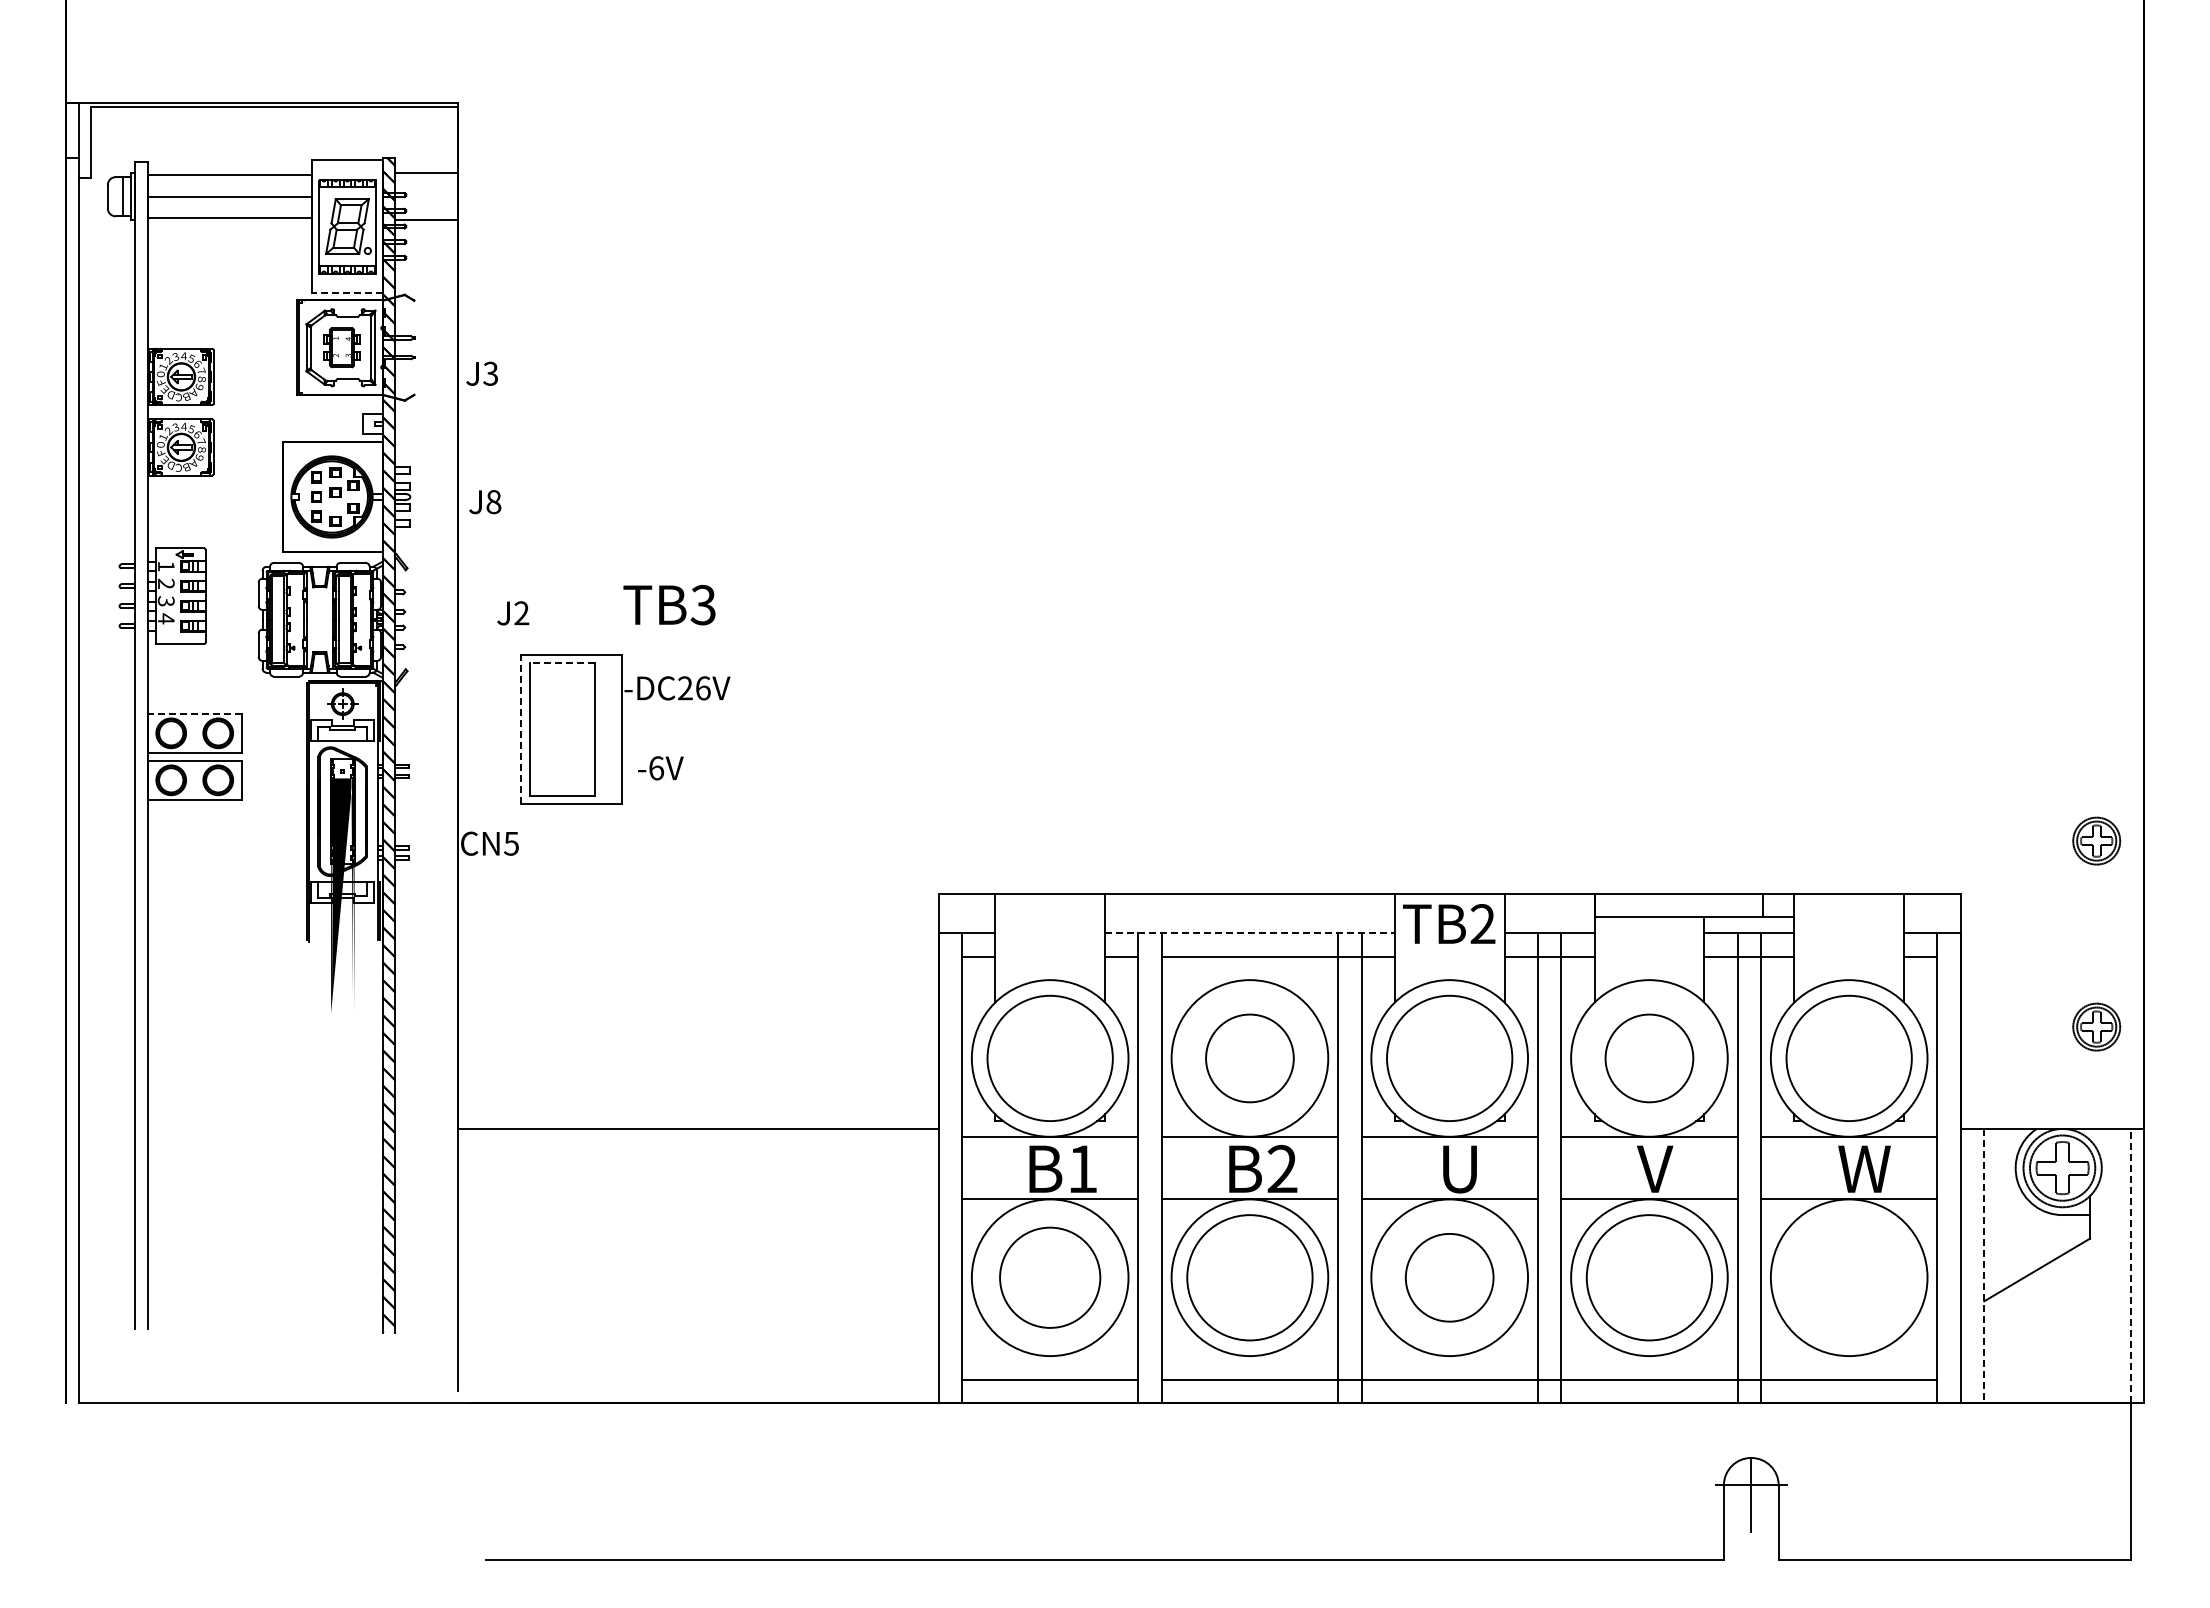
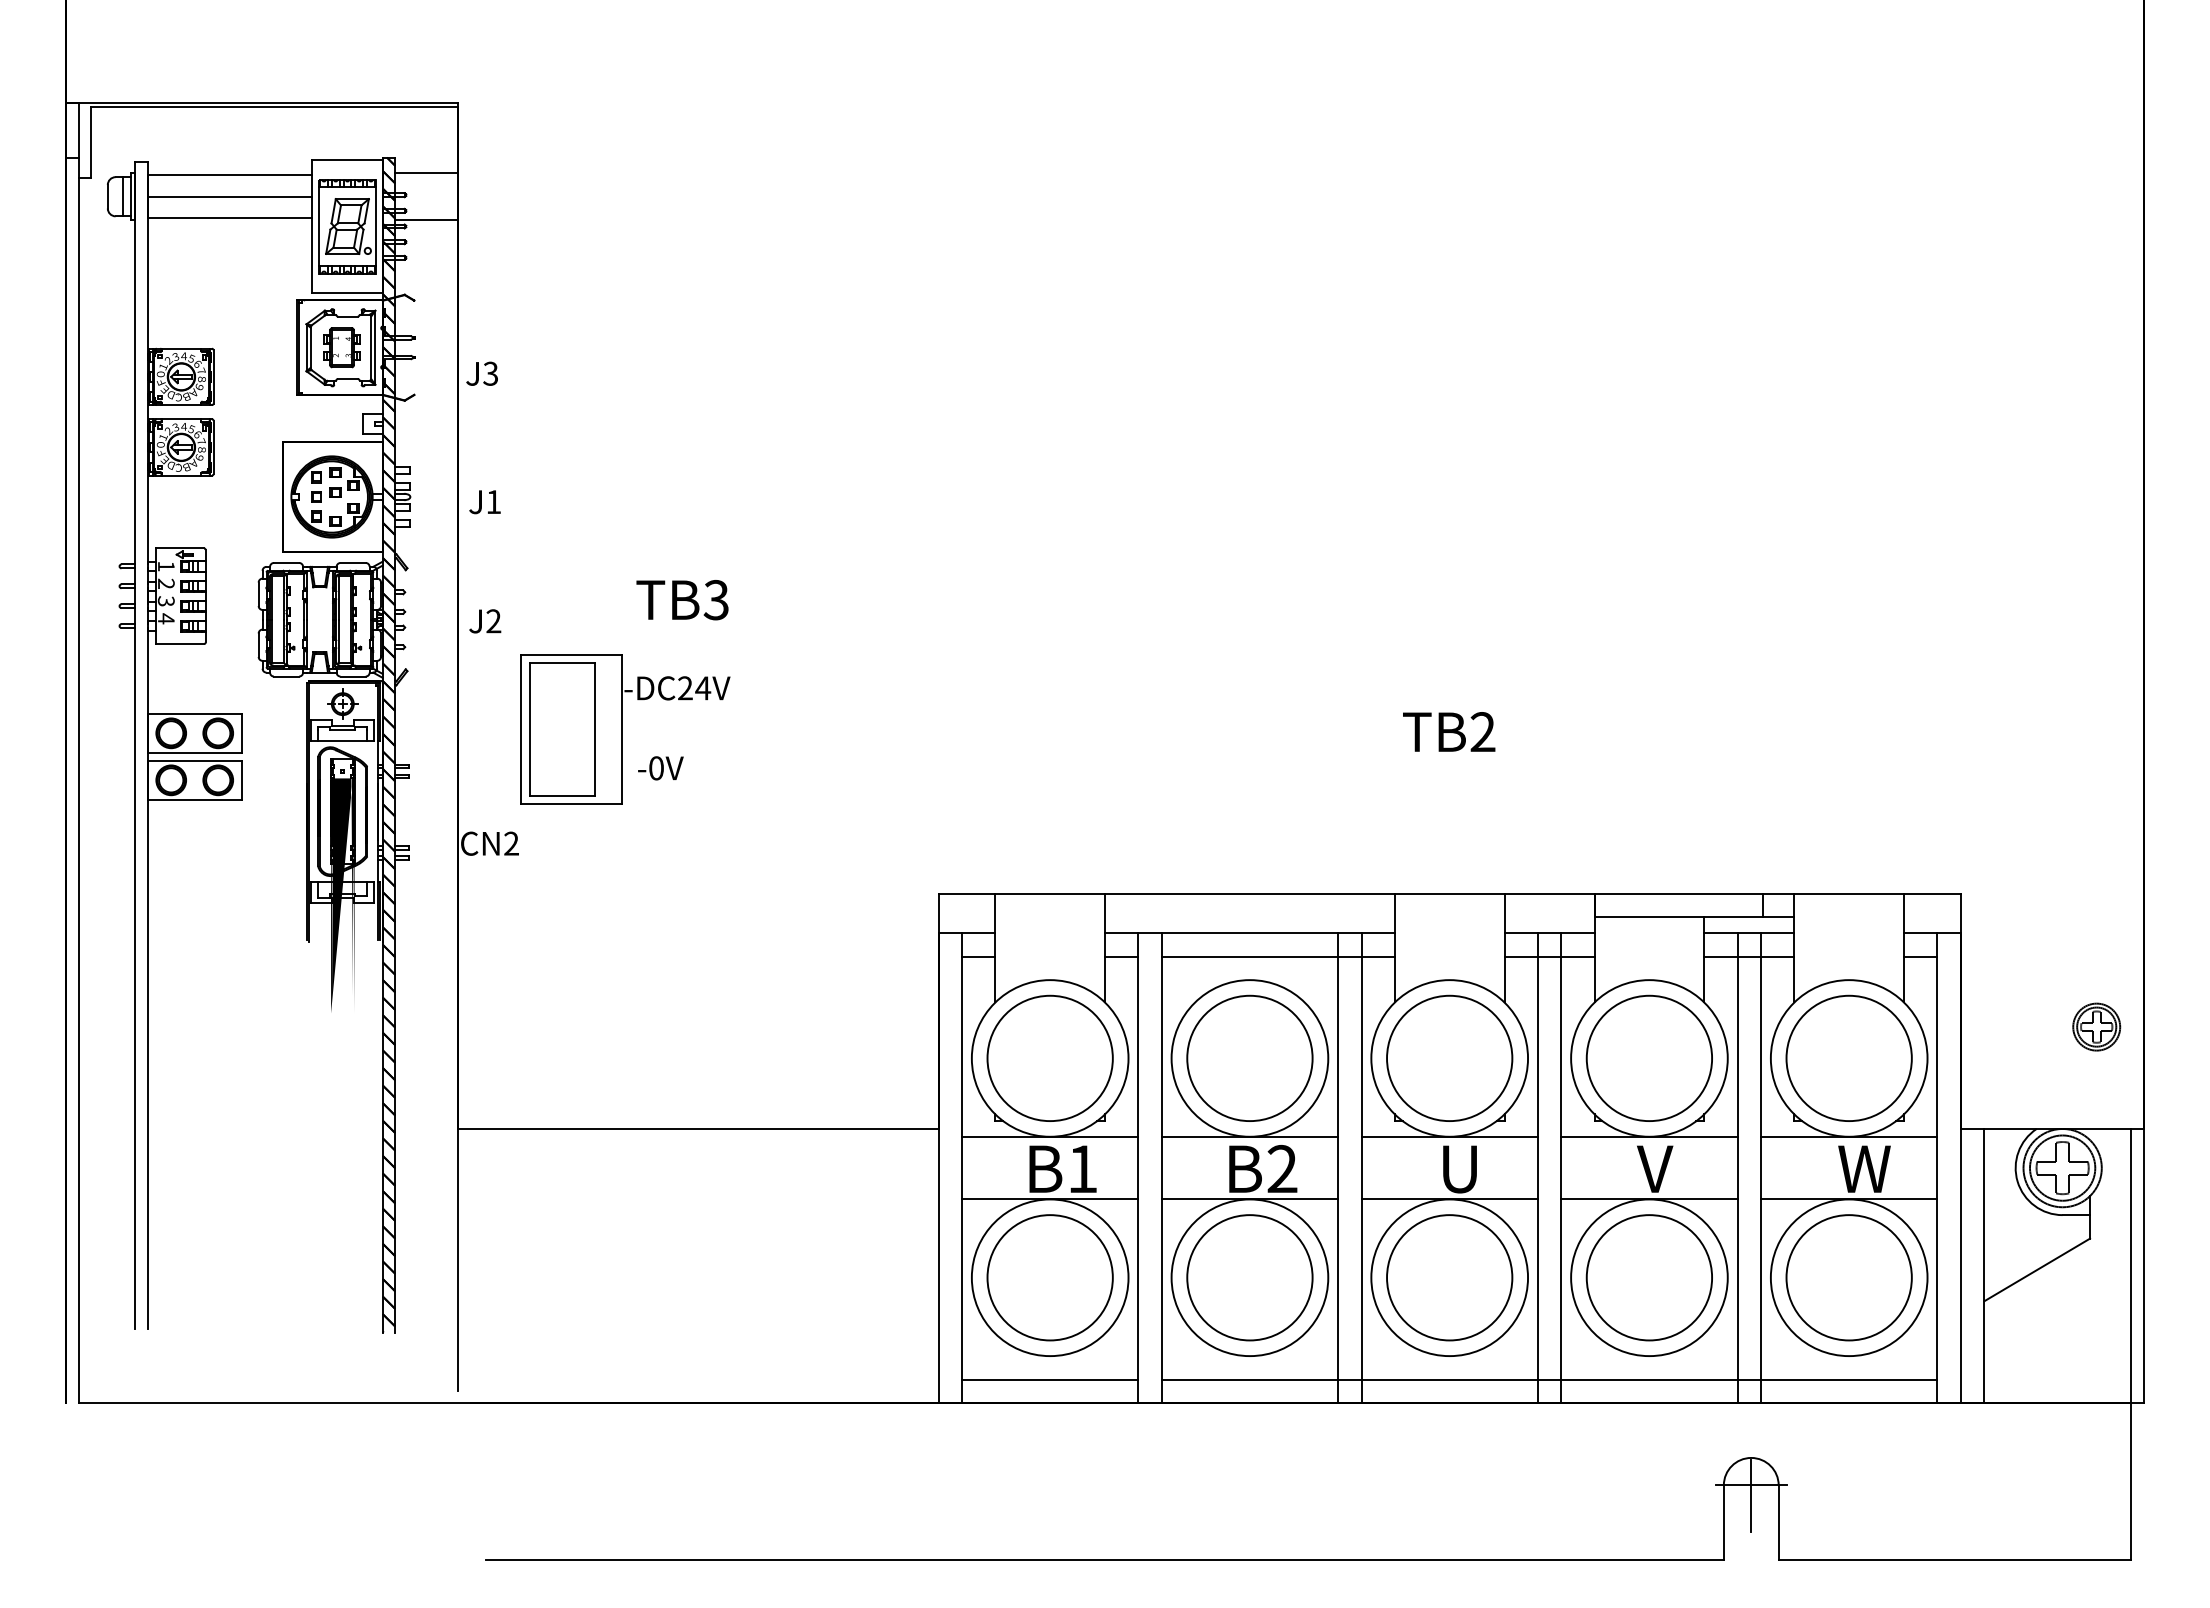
line: dashed -> solid (347, 293)
text: J8 -> J1 (493, 502)
text position: (669, 605) -> (682, 600) (682, 600)
text position: (513, 613) -> (485, 621) (485, 621)
line: dashed -> solid (562, 662)
text: -DC26V -> -DC24V (703, 688)
line: dashed -> solid (194, 713)
line: dashed -> solid (520, 728)
text: -6V -> -0V (656, 768)
part: present -> none (2096, 840)
text: CN5 -> CN2 (511, 843)
text position: (1449, 923) -> (1449, 731) (1449, 731)
line: dashed -> solid (1249, 933)
circle diameter: 88 px -> 125 px (1249, 1058)
circle diameter: 88 px -> 125 px (1649, 1058)
line: dashed -> solid (2131, 1265)
line: dashed -> solid (1984, 1266)
circle diameter: 100 px -> 125 px (1049, 1277)
circle diameter: 88 px -> 125 px (1449, 1277)
circle: none -> present (1848, 1277)
